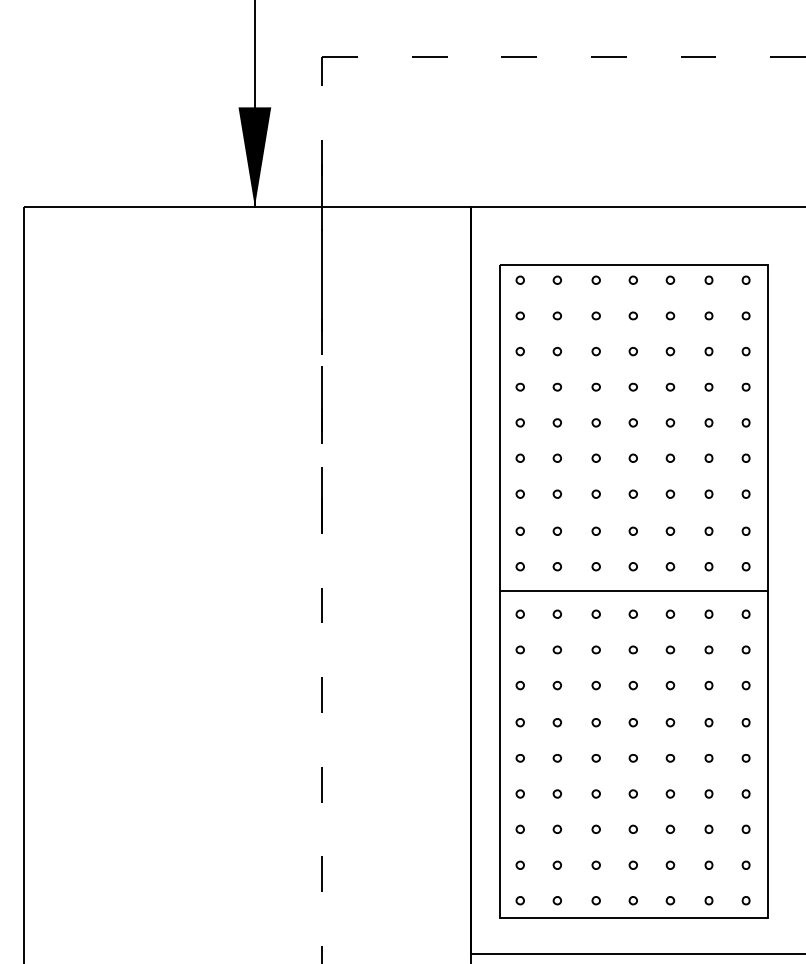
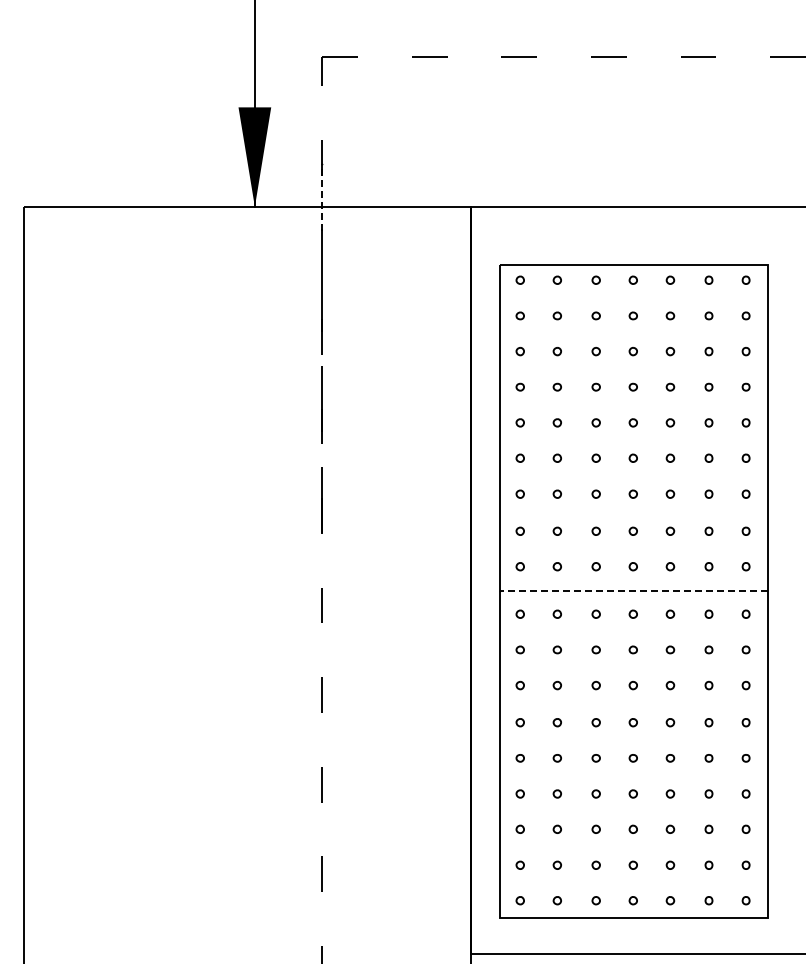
line: solid -> dashed (322, 196)
line: solid -> dashed (632, 591)
